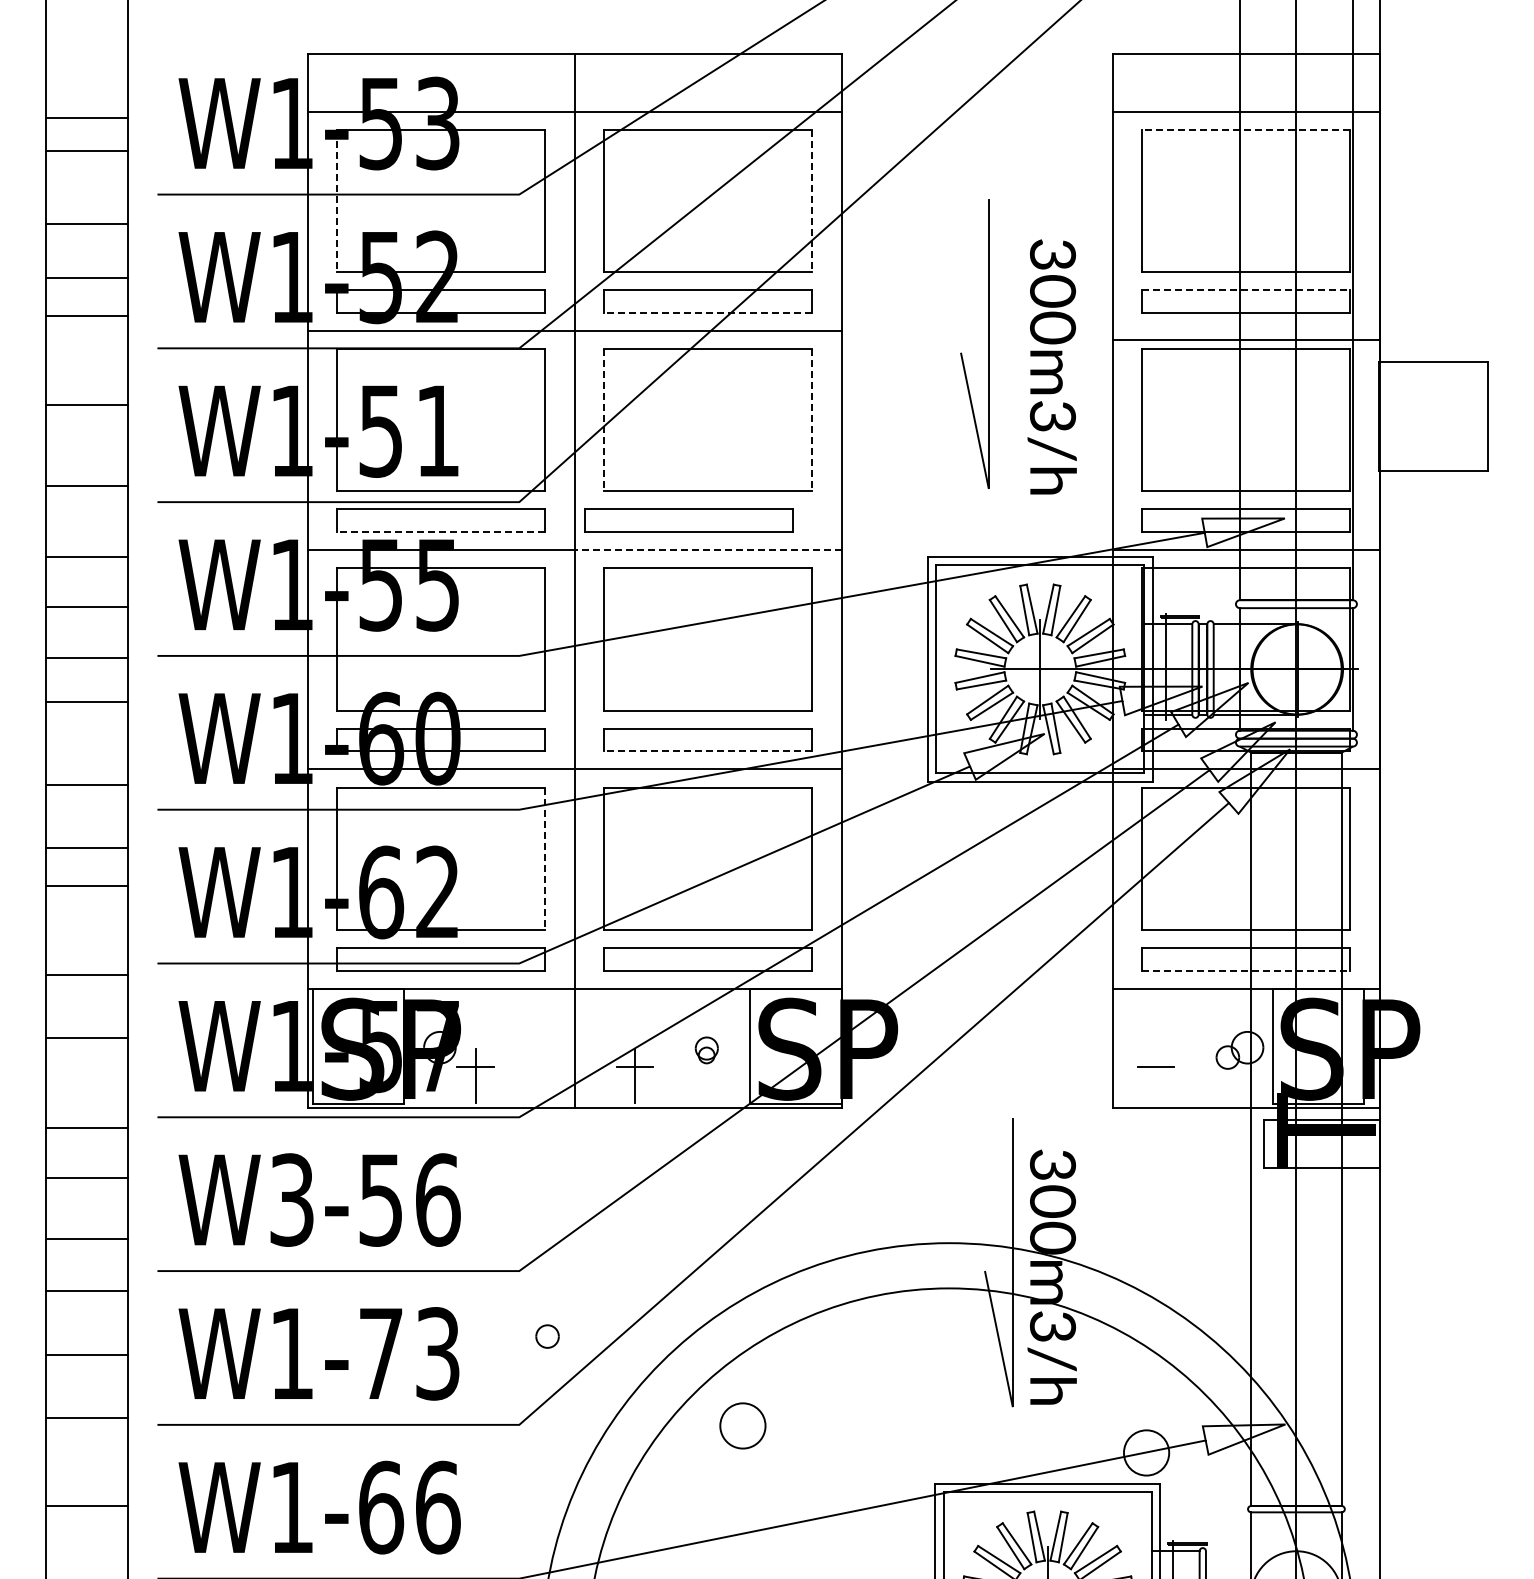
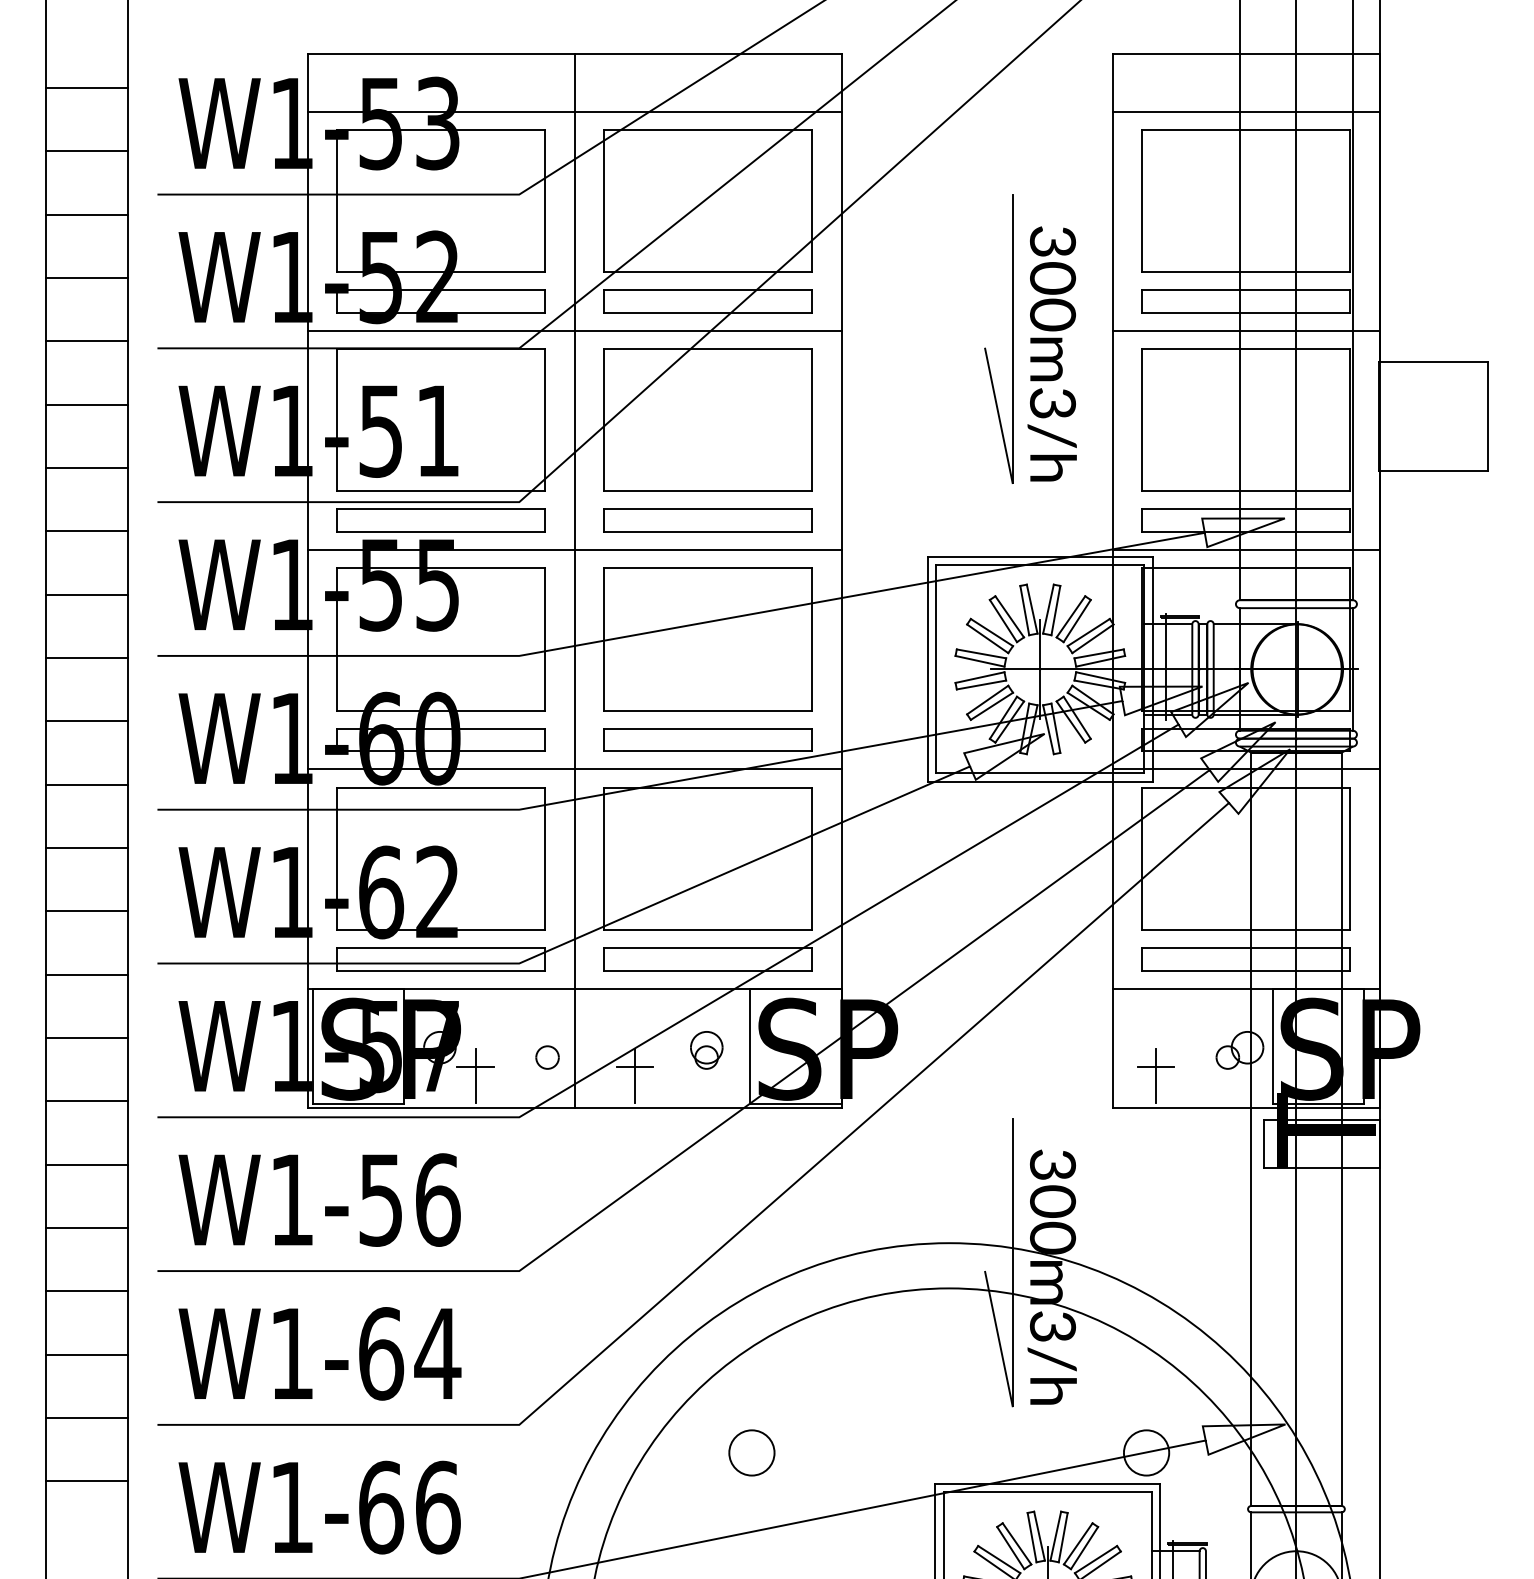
line position: (86, 118) -> (86, 88) (86, 88)
line: dashed -> solid (1245, 129)
line: dashed -> solid (337, 201)
line: dashed -> solid (812, 201)
line position: (86, 223) -> (86, 214) (86, 214)
line: dashed -> solid (1246, 290)
line: dashed -> solid (707, 312)
line position: (86, 316) -> (86, 341) (86, 341)
line position: (1245, 339) -> (1245, 330) (1245, 330)
part position: (988, 343) -> (1012, 338) (1012, 338)
text position: (1051, 366) -> (1051, 353) (1051, 353)
line: dashed -> solid (604, 420)
line: dashed -> solid (812, 420)
line position: (86, 486) -> (86, 468) (86, 468)
part position: (688, 520) -> (707, 520) (707, 520)
line: dashed -> solid (440, 532)
line: dashed -> solid (707, 550)
line position: (86, 557) -> (86, 531) (86, 531)
line position: (86, 606) -> (86, 594) (86, 594)
line position: (86, 702) -> (86, 721) (86, 721)
line: dashed -> solid (707, 751)
line: dashed -> solid (545, 859)
line position: (86, 886) -> (86, 911) (86, 911)
line: dashed -> solid (1246, 970)
part size: 25x29 px -> 34x39 px (706, 1050)
line: none -> present (1155, 1075)
line position: (86, 1128) -> (86, 1101) (86, 1101)
line position: (86, 1177) -> (86, 1164) (86, 1164)
text: W3-56 -> W1-56 (291, 1199)
line position: (86, 1238) -> (86, 1227) (86, 1227)
part position: (547, 1336) -> (547, 1057) (547, 1057)
text: W1-73 -> W1-64 (410, 1353)
part position: (742, 1425) -> (751, 1452) (751, 1452)
line position: (86, 1506) -> (86, 1481) (86, 1481)
